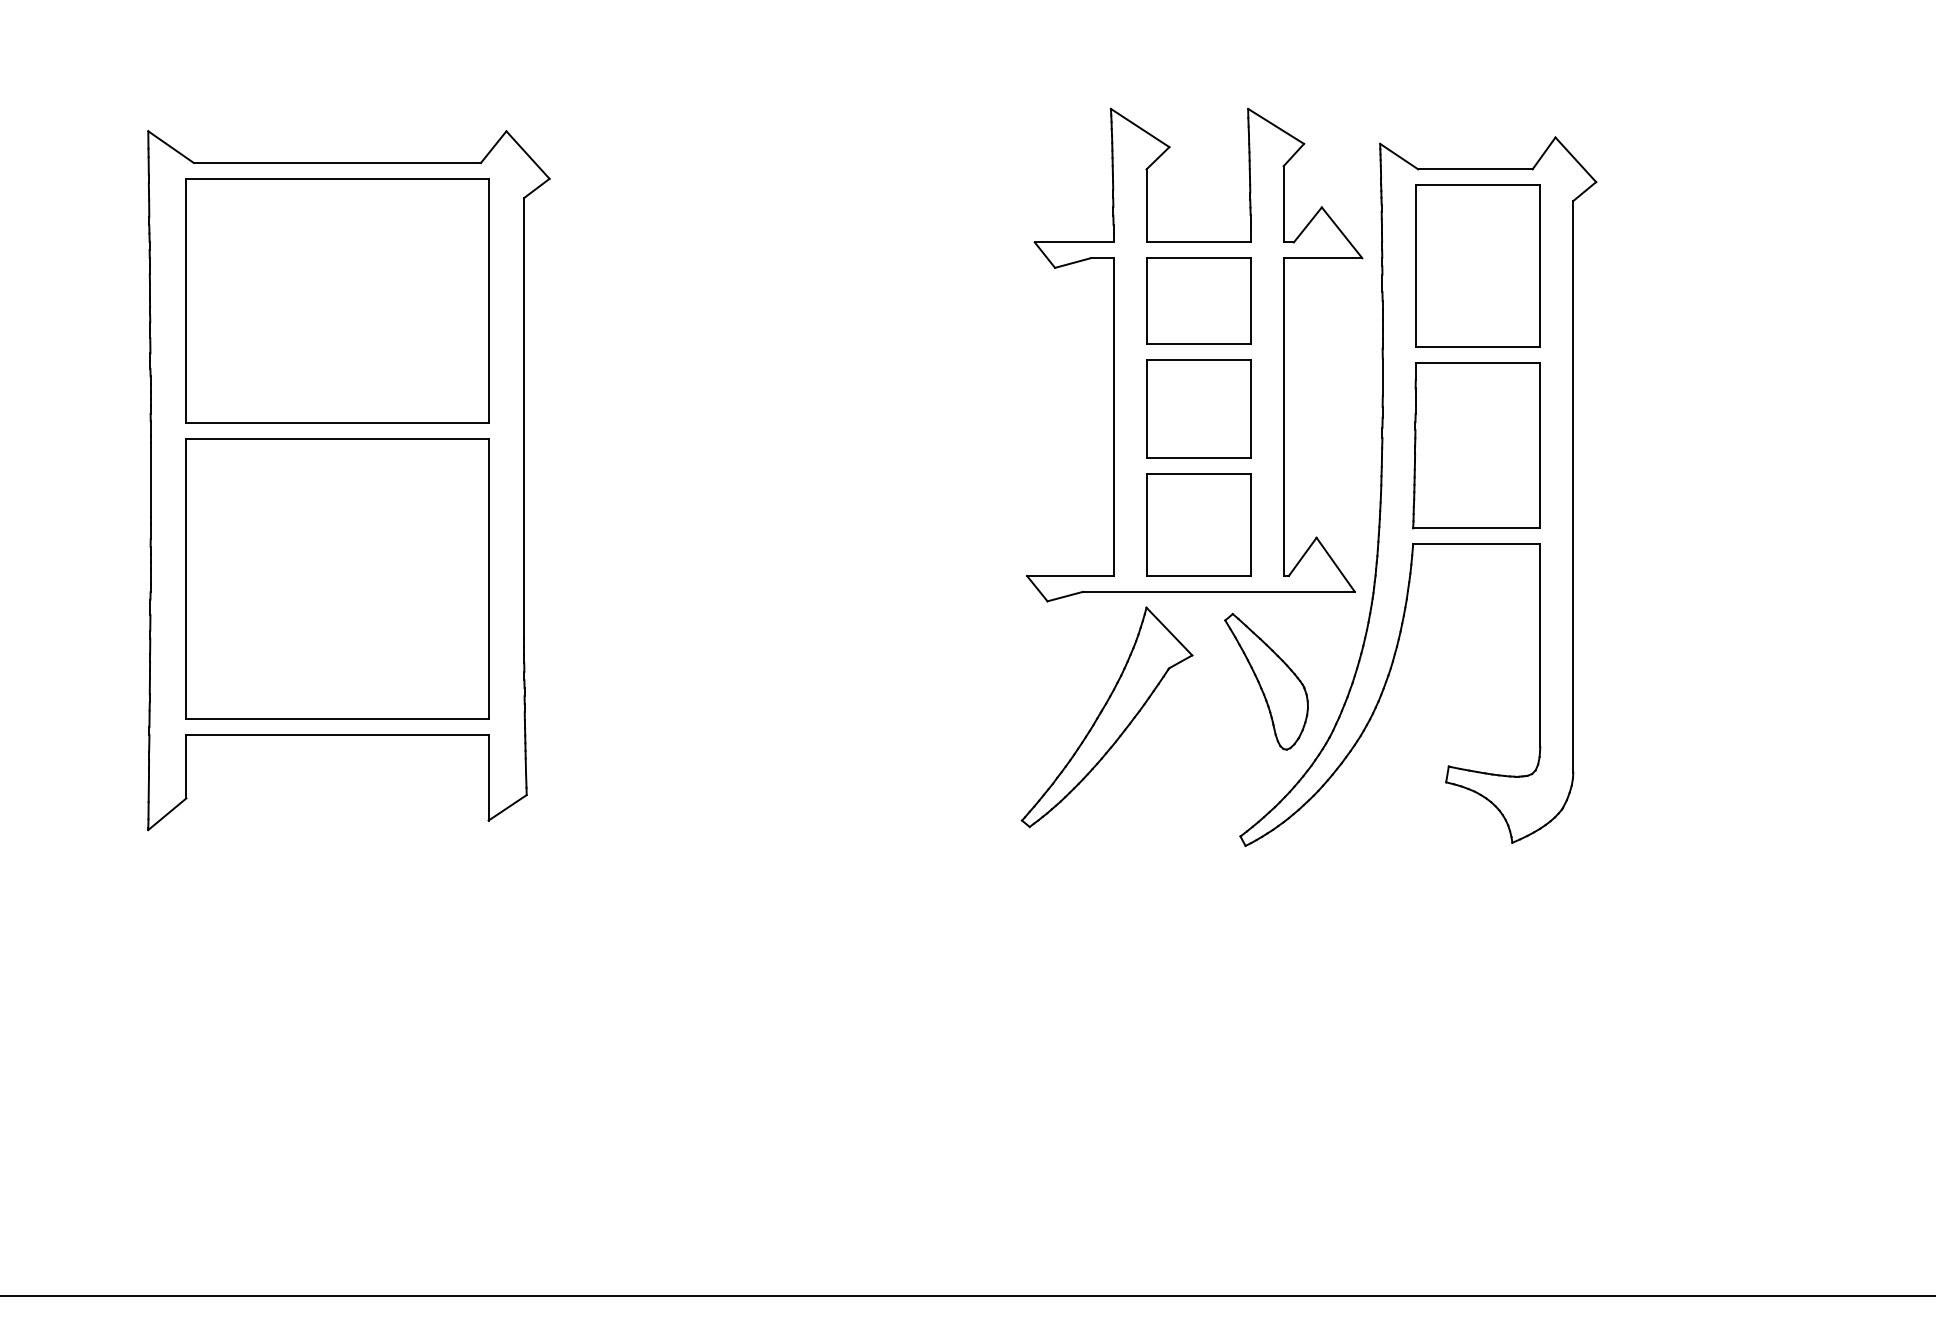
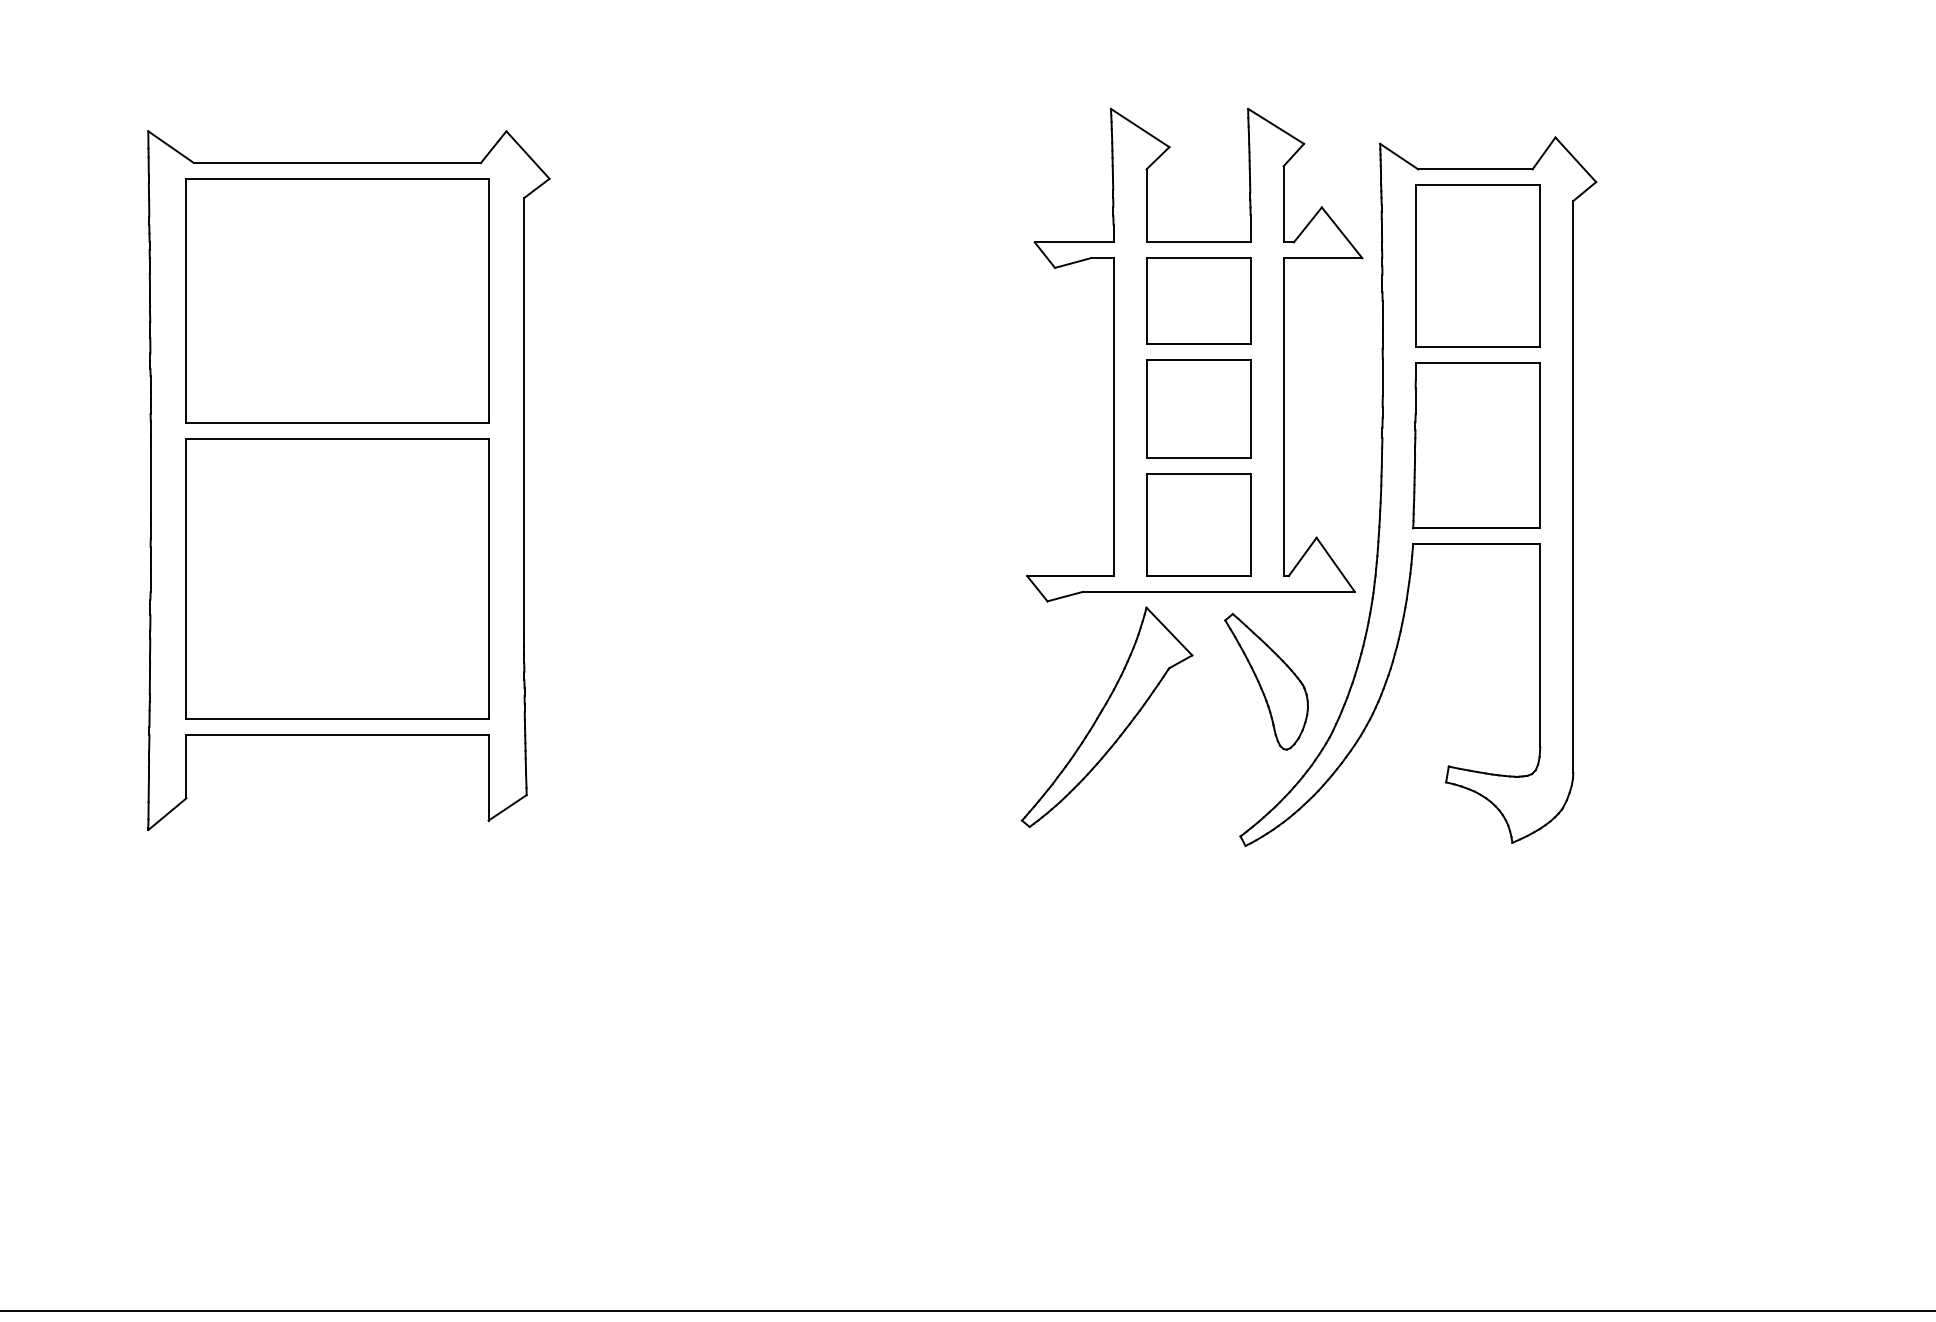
line position: (967, 1296) -> (967, 1311) (967, 1311)
